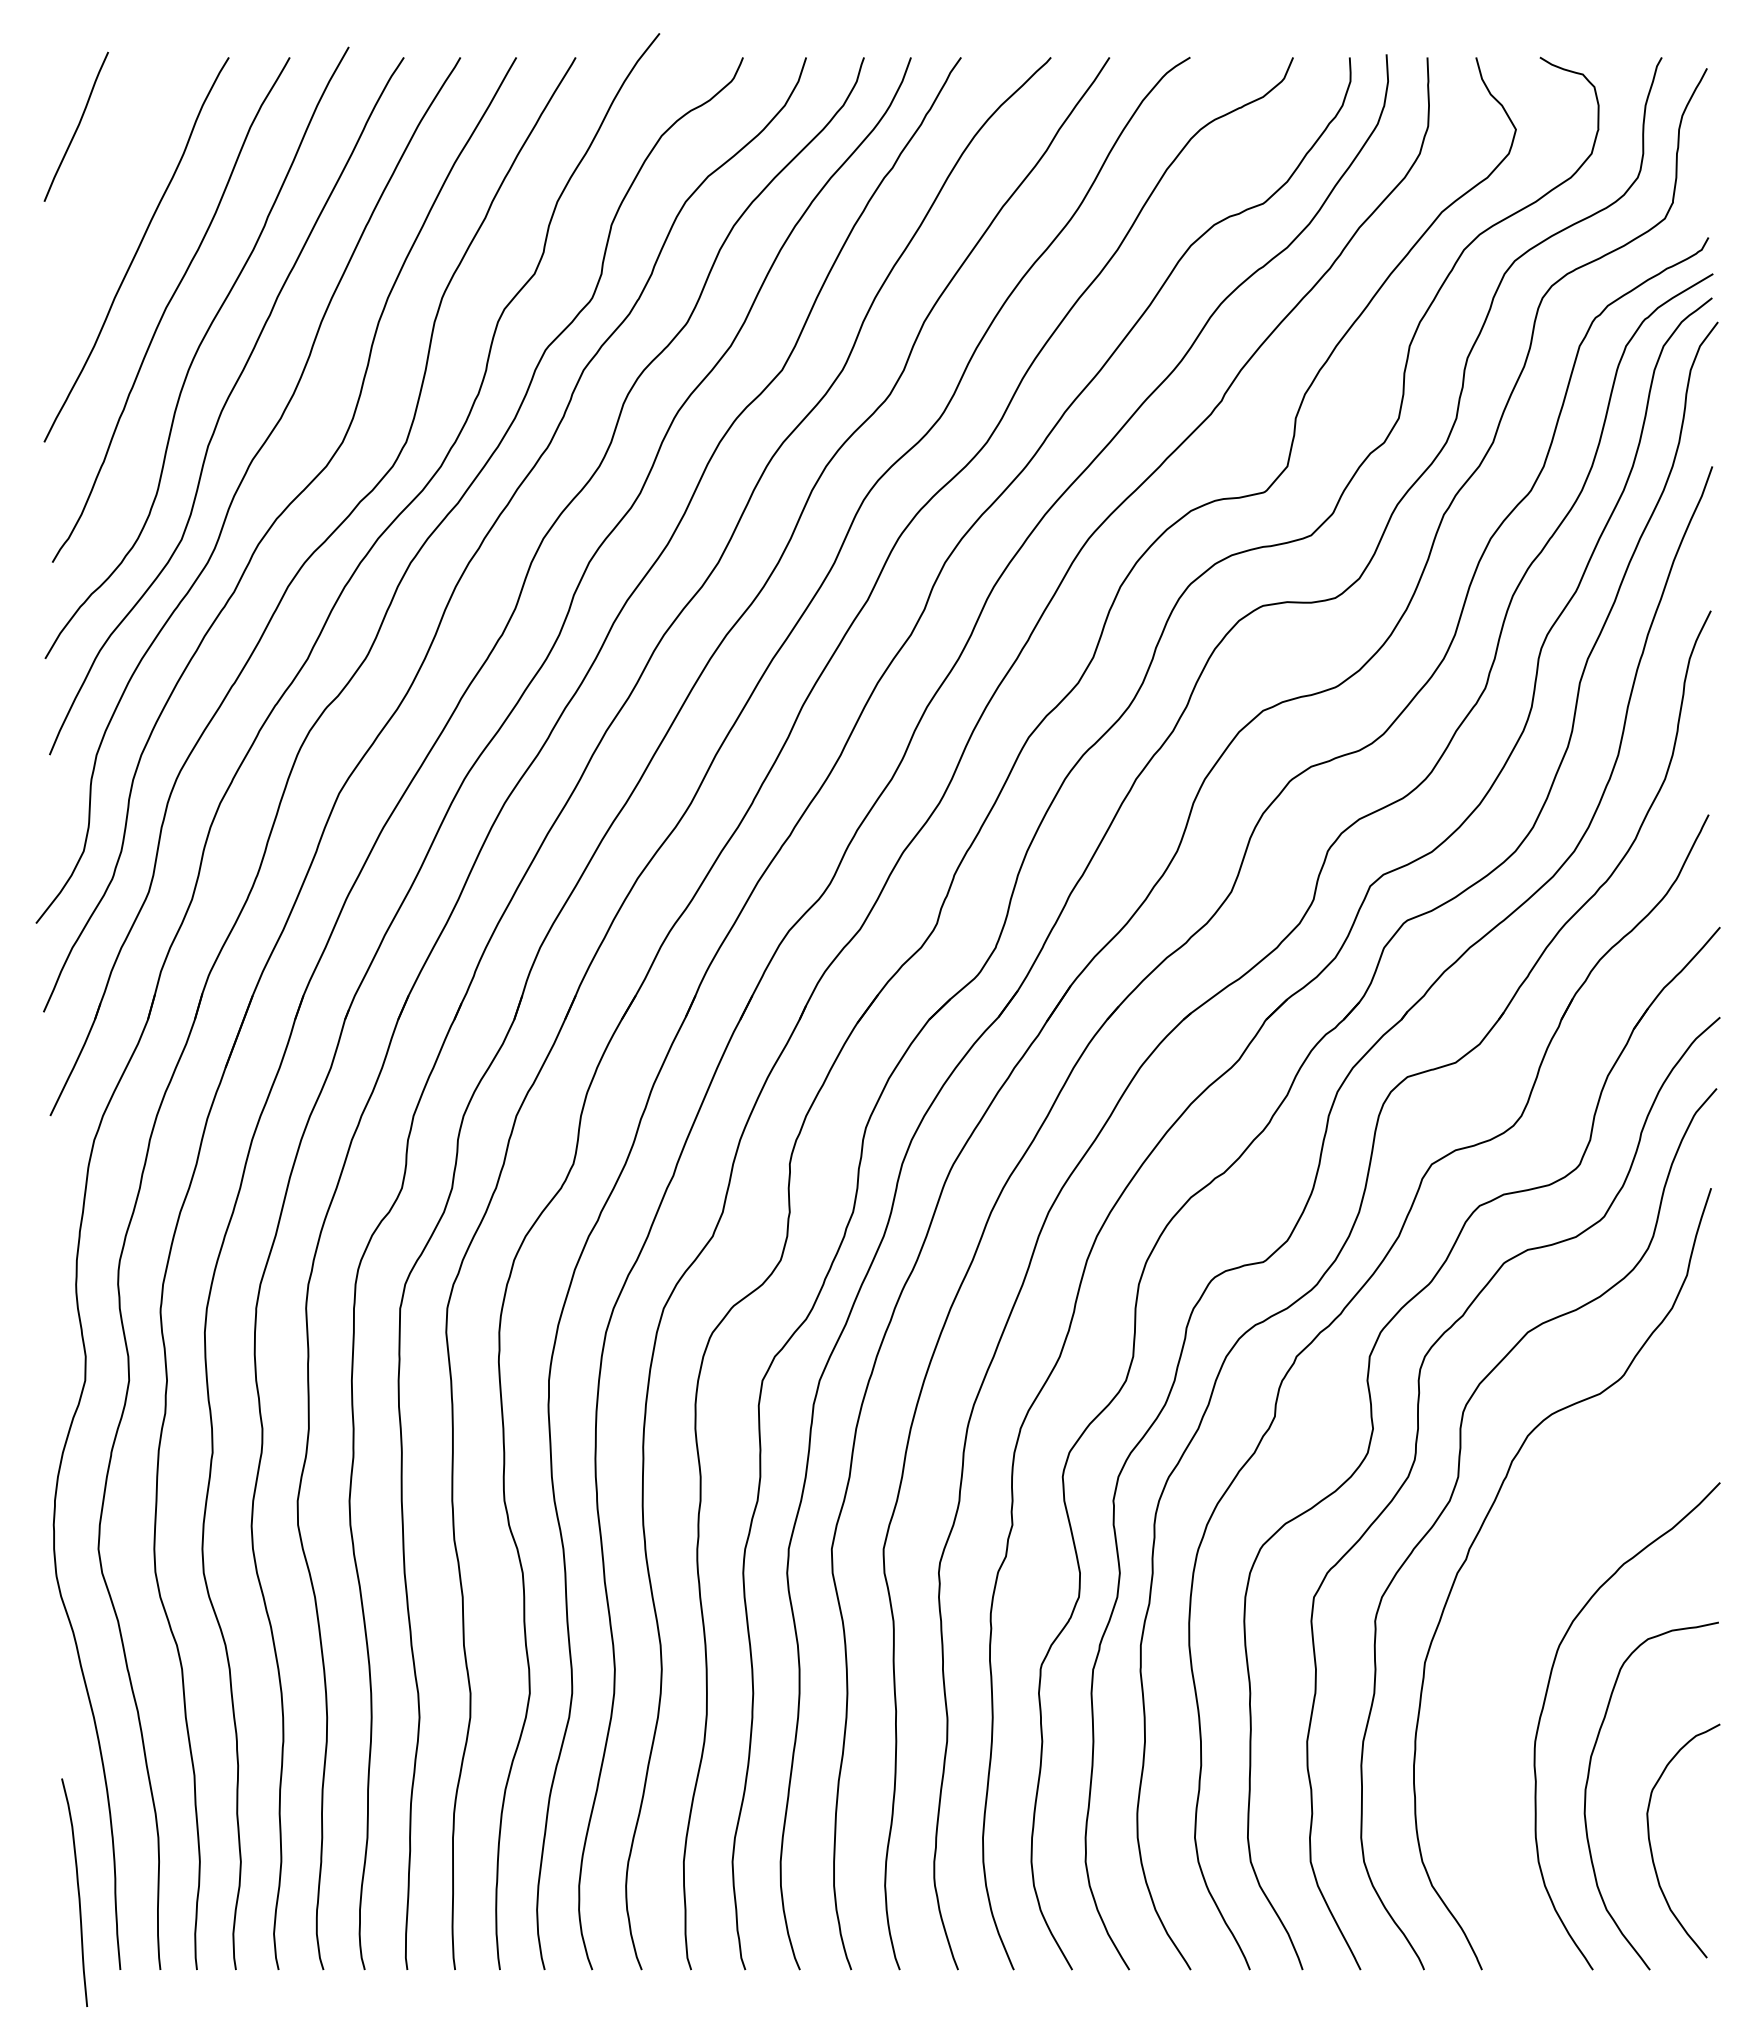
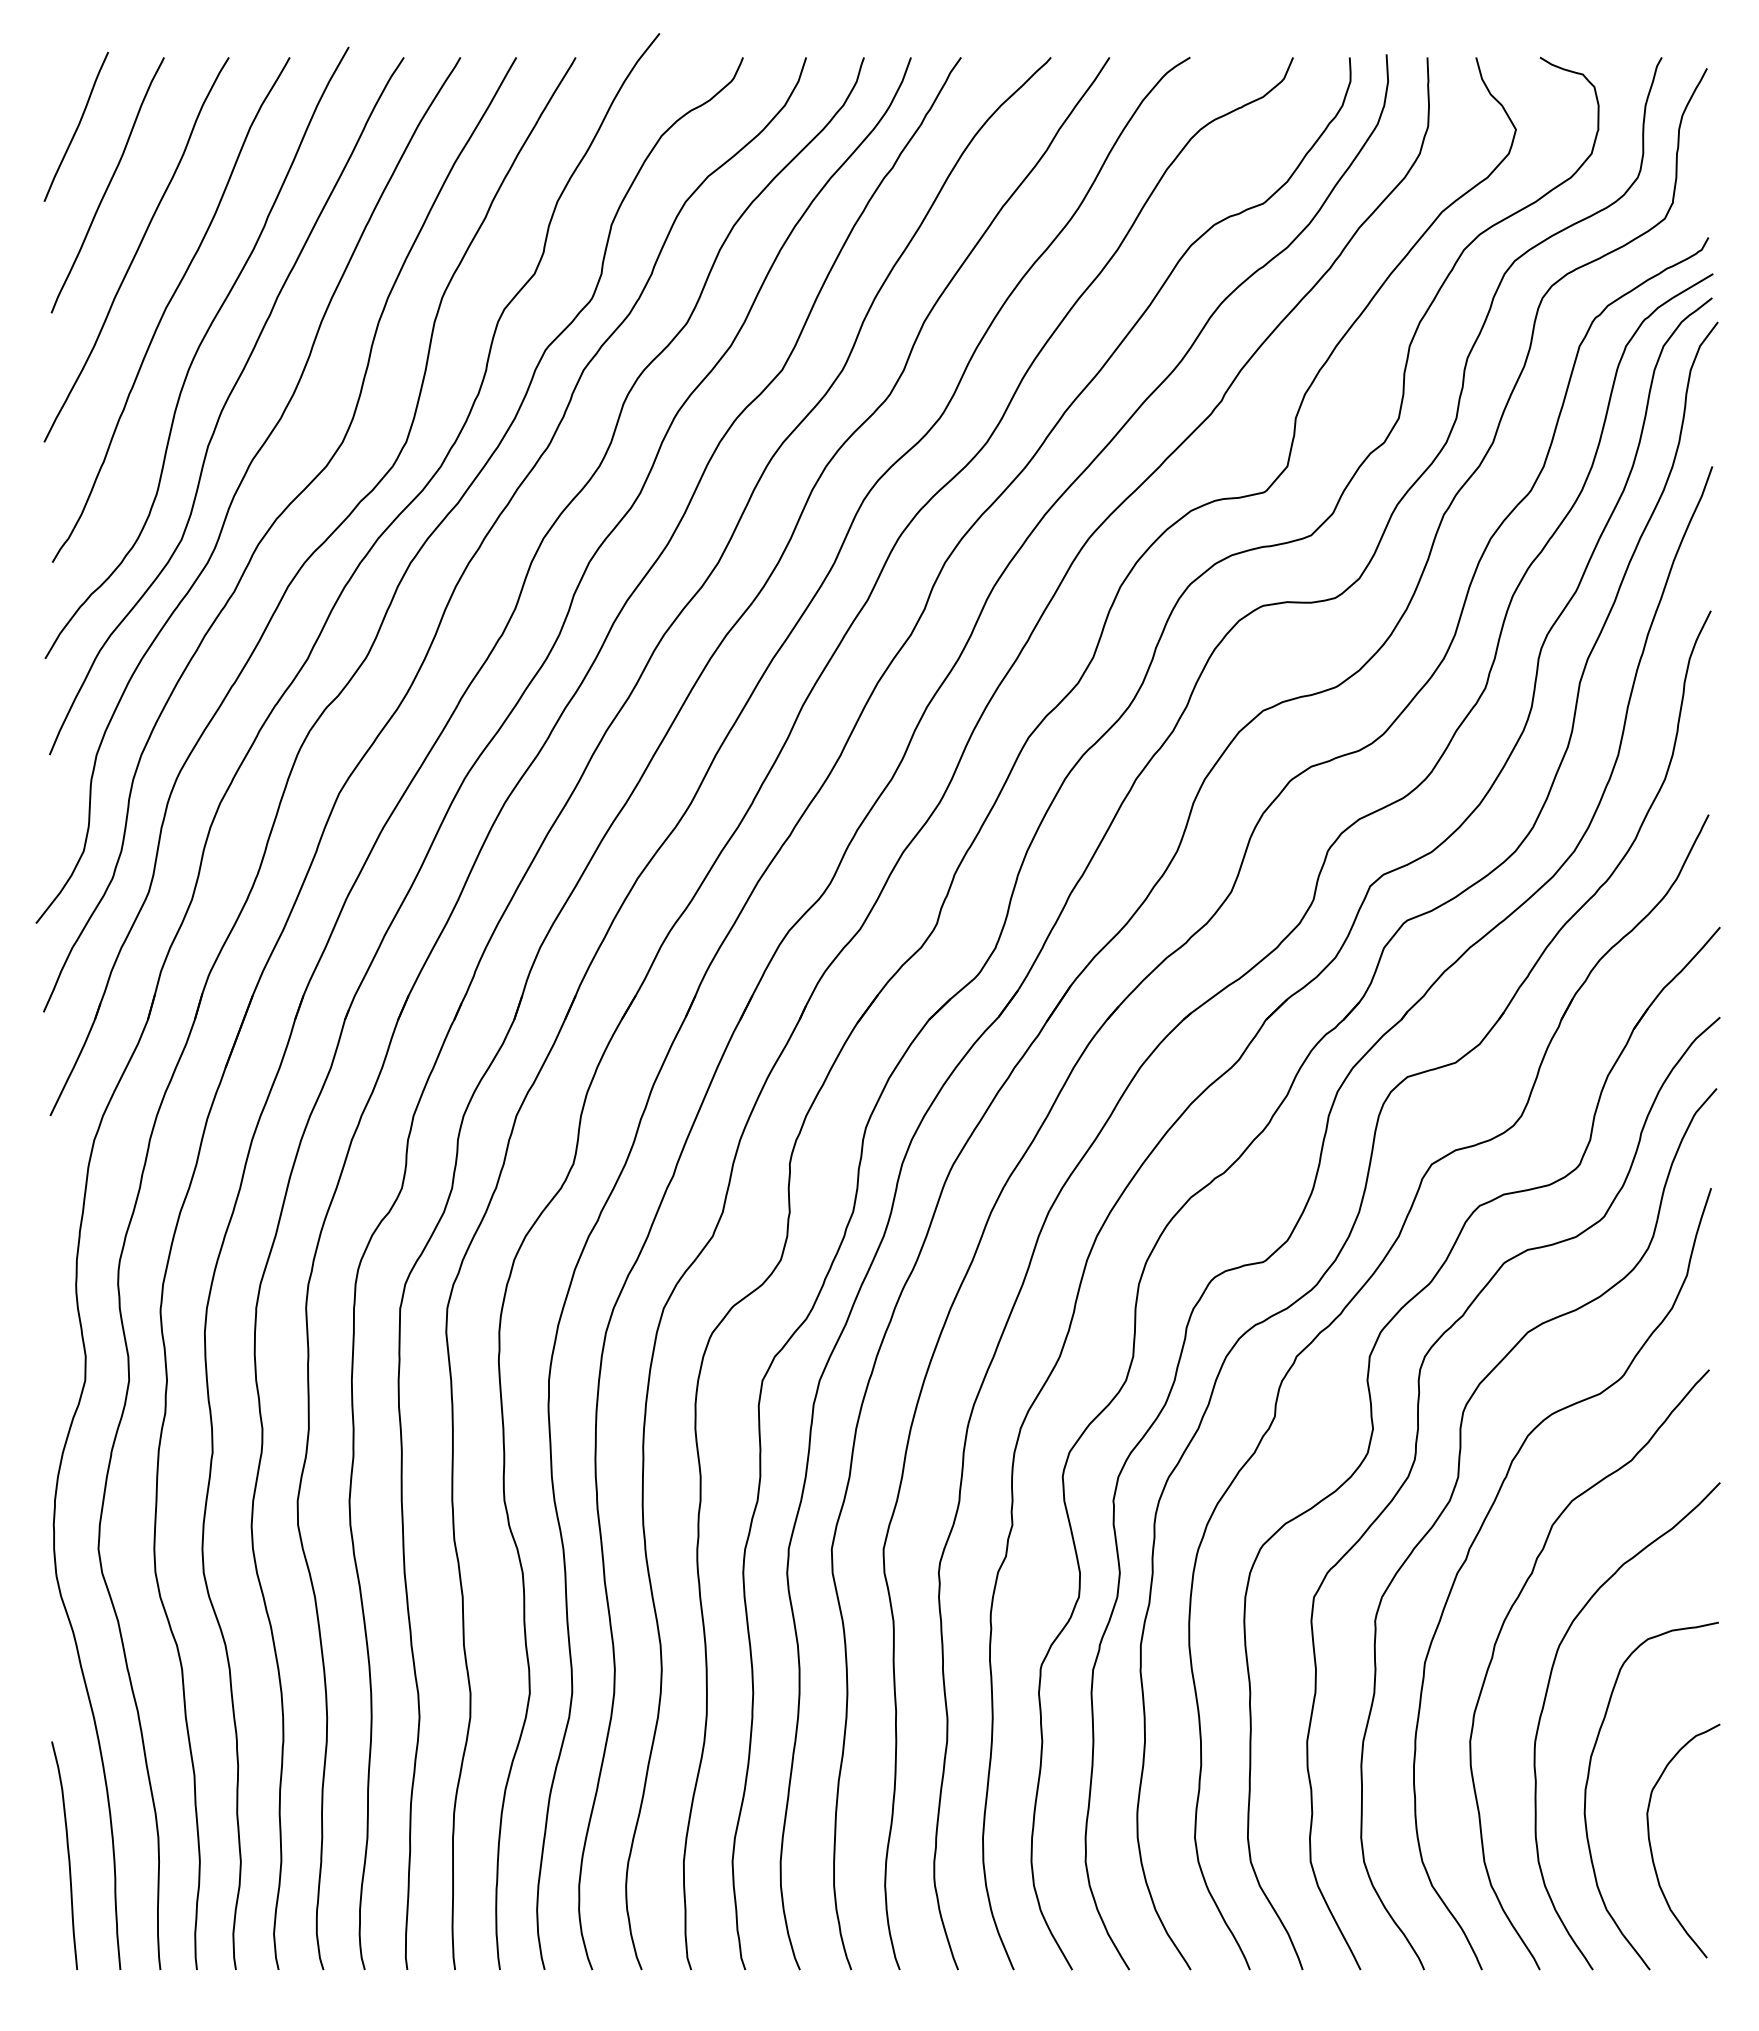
curve: none -> present (107, 185)
curve: none -> present (1501, 1631)
curve position: (77, 1891) -> (67, 1854) (67, 1854)
